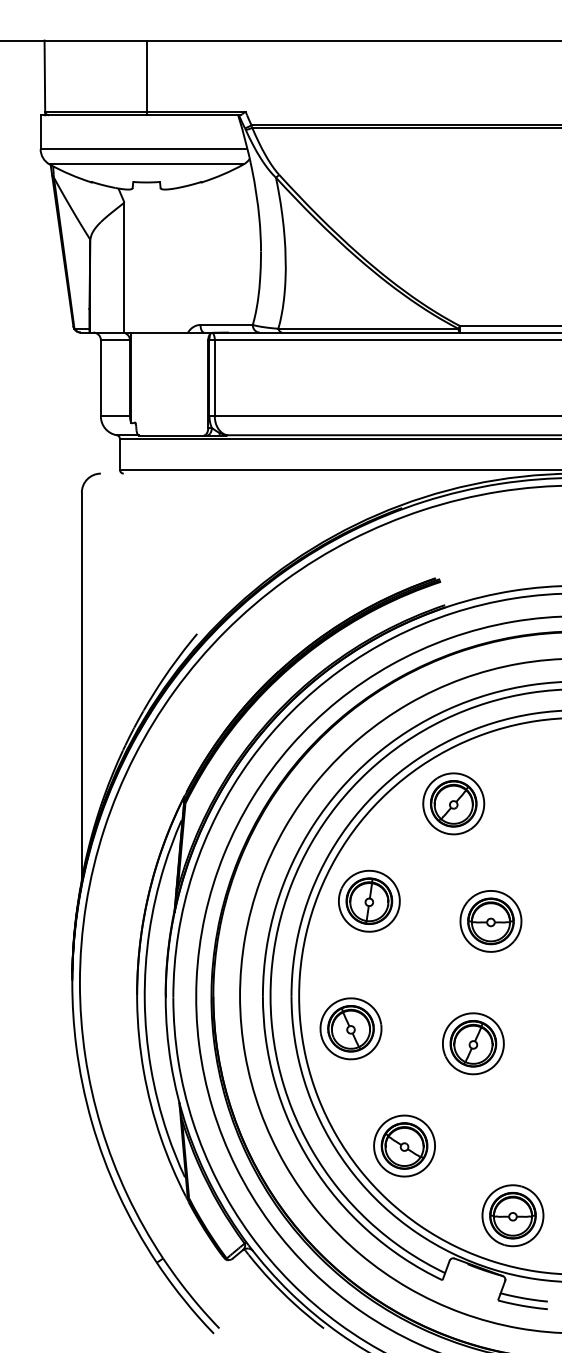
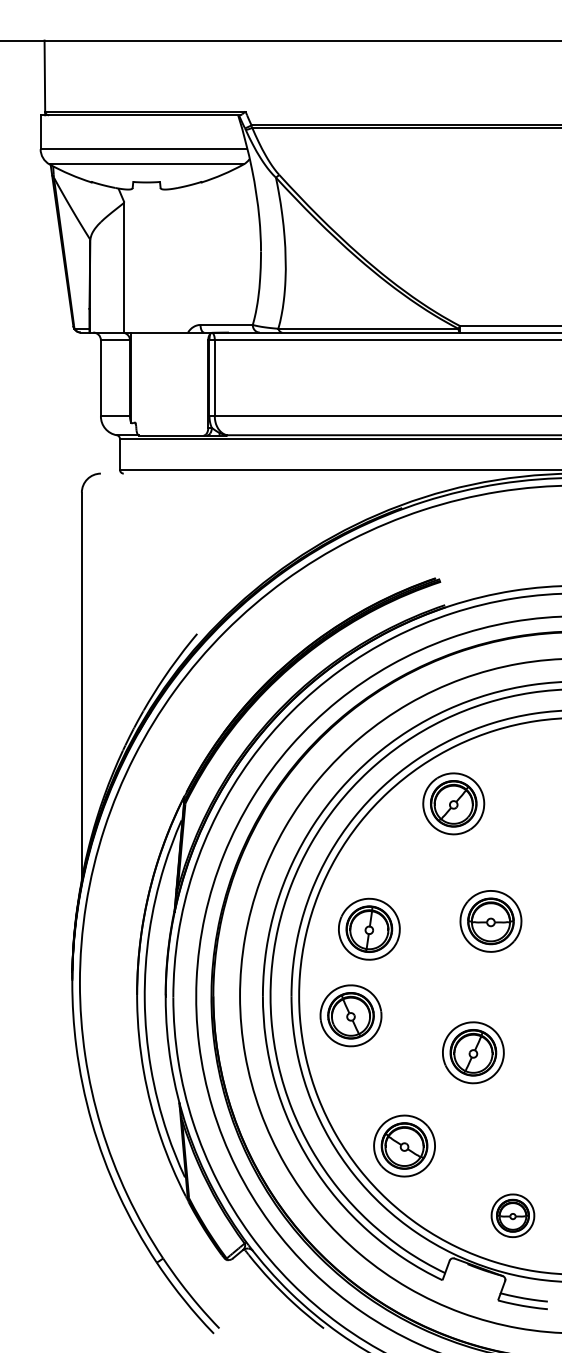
line: present -> none (146, 77)
part position: (369, 900) -> (369, 928) (369, 928)
part position: (350, 1028) -> (350, 1015) (350, 1015)
part position: (473, 1043) -> (473, 1052) (473, 1052)
part size: 64x64 px -> 46x45 px (512, 1215)
